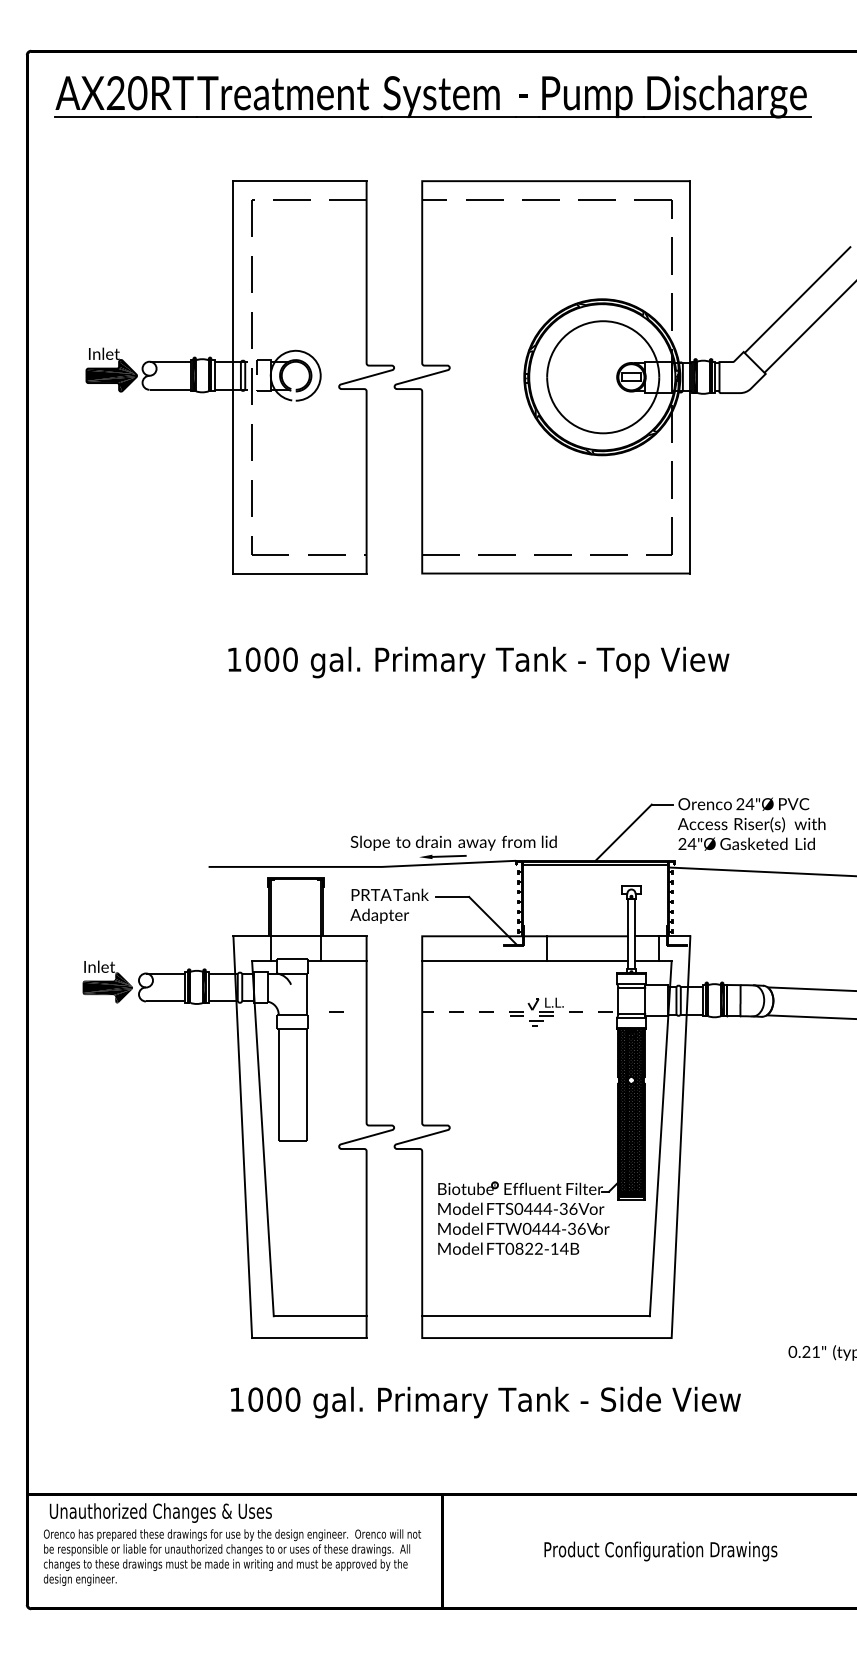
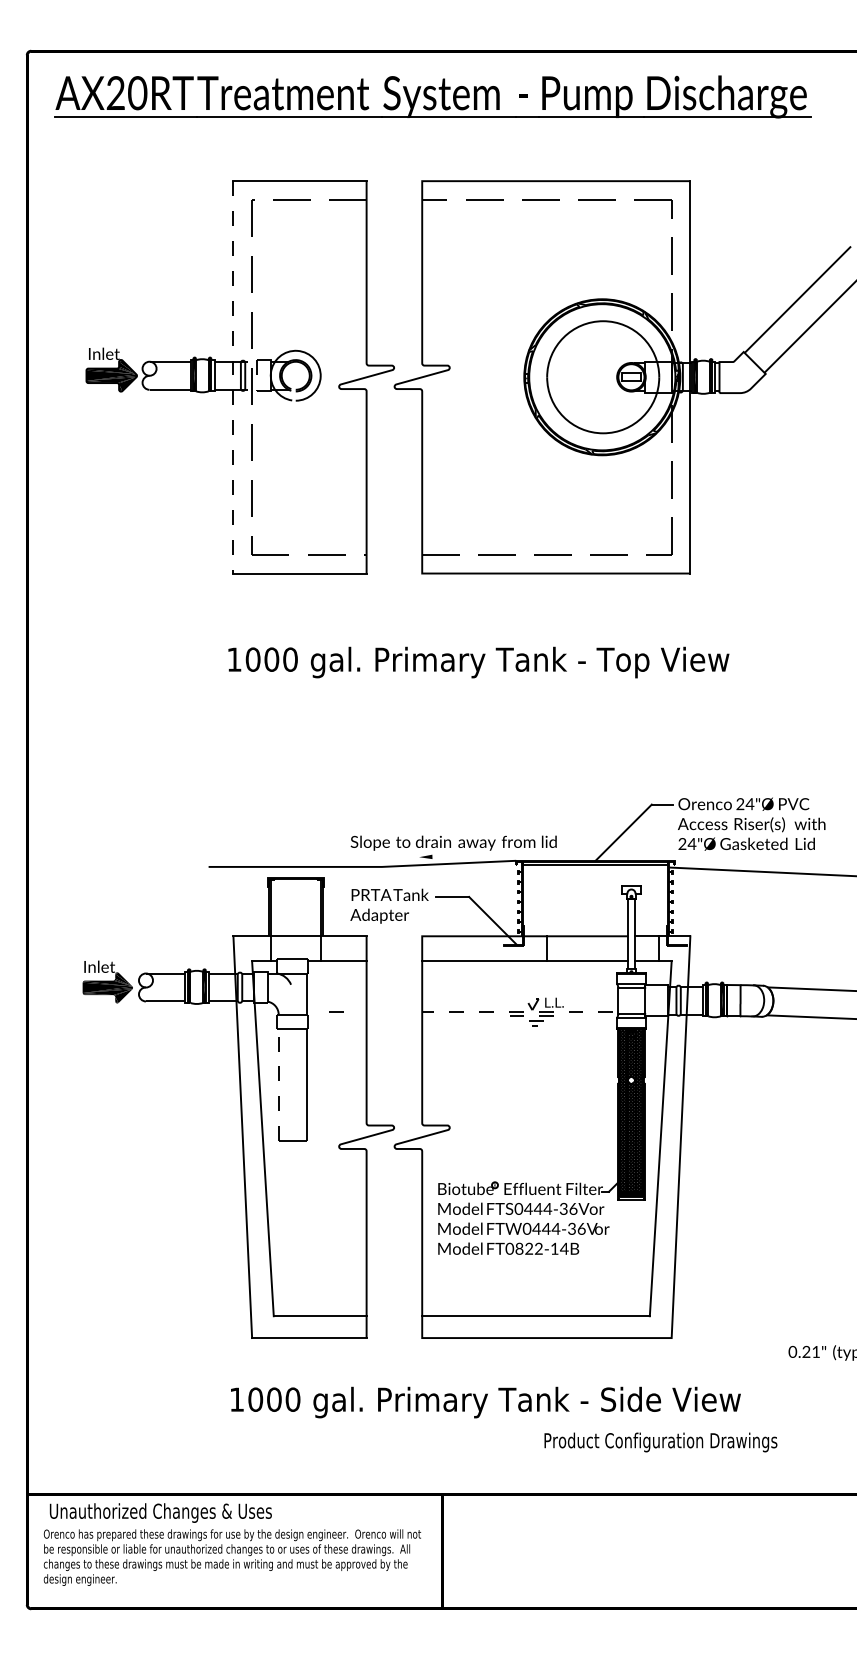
line: solid -> dashed (233, 377)
line: present -> none (448, 855)
line: solid -> dashed (278, 1084)
text position: (660, 1551) -> (660, 1442) (660, 1442)
